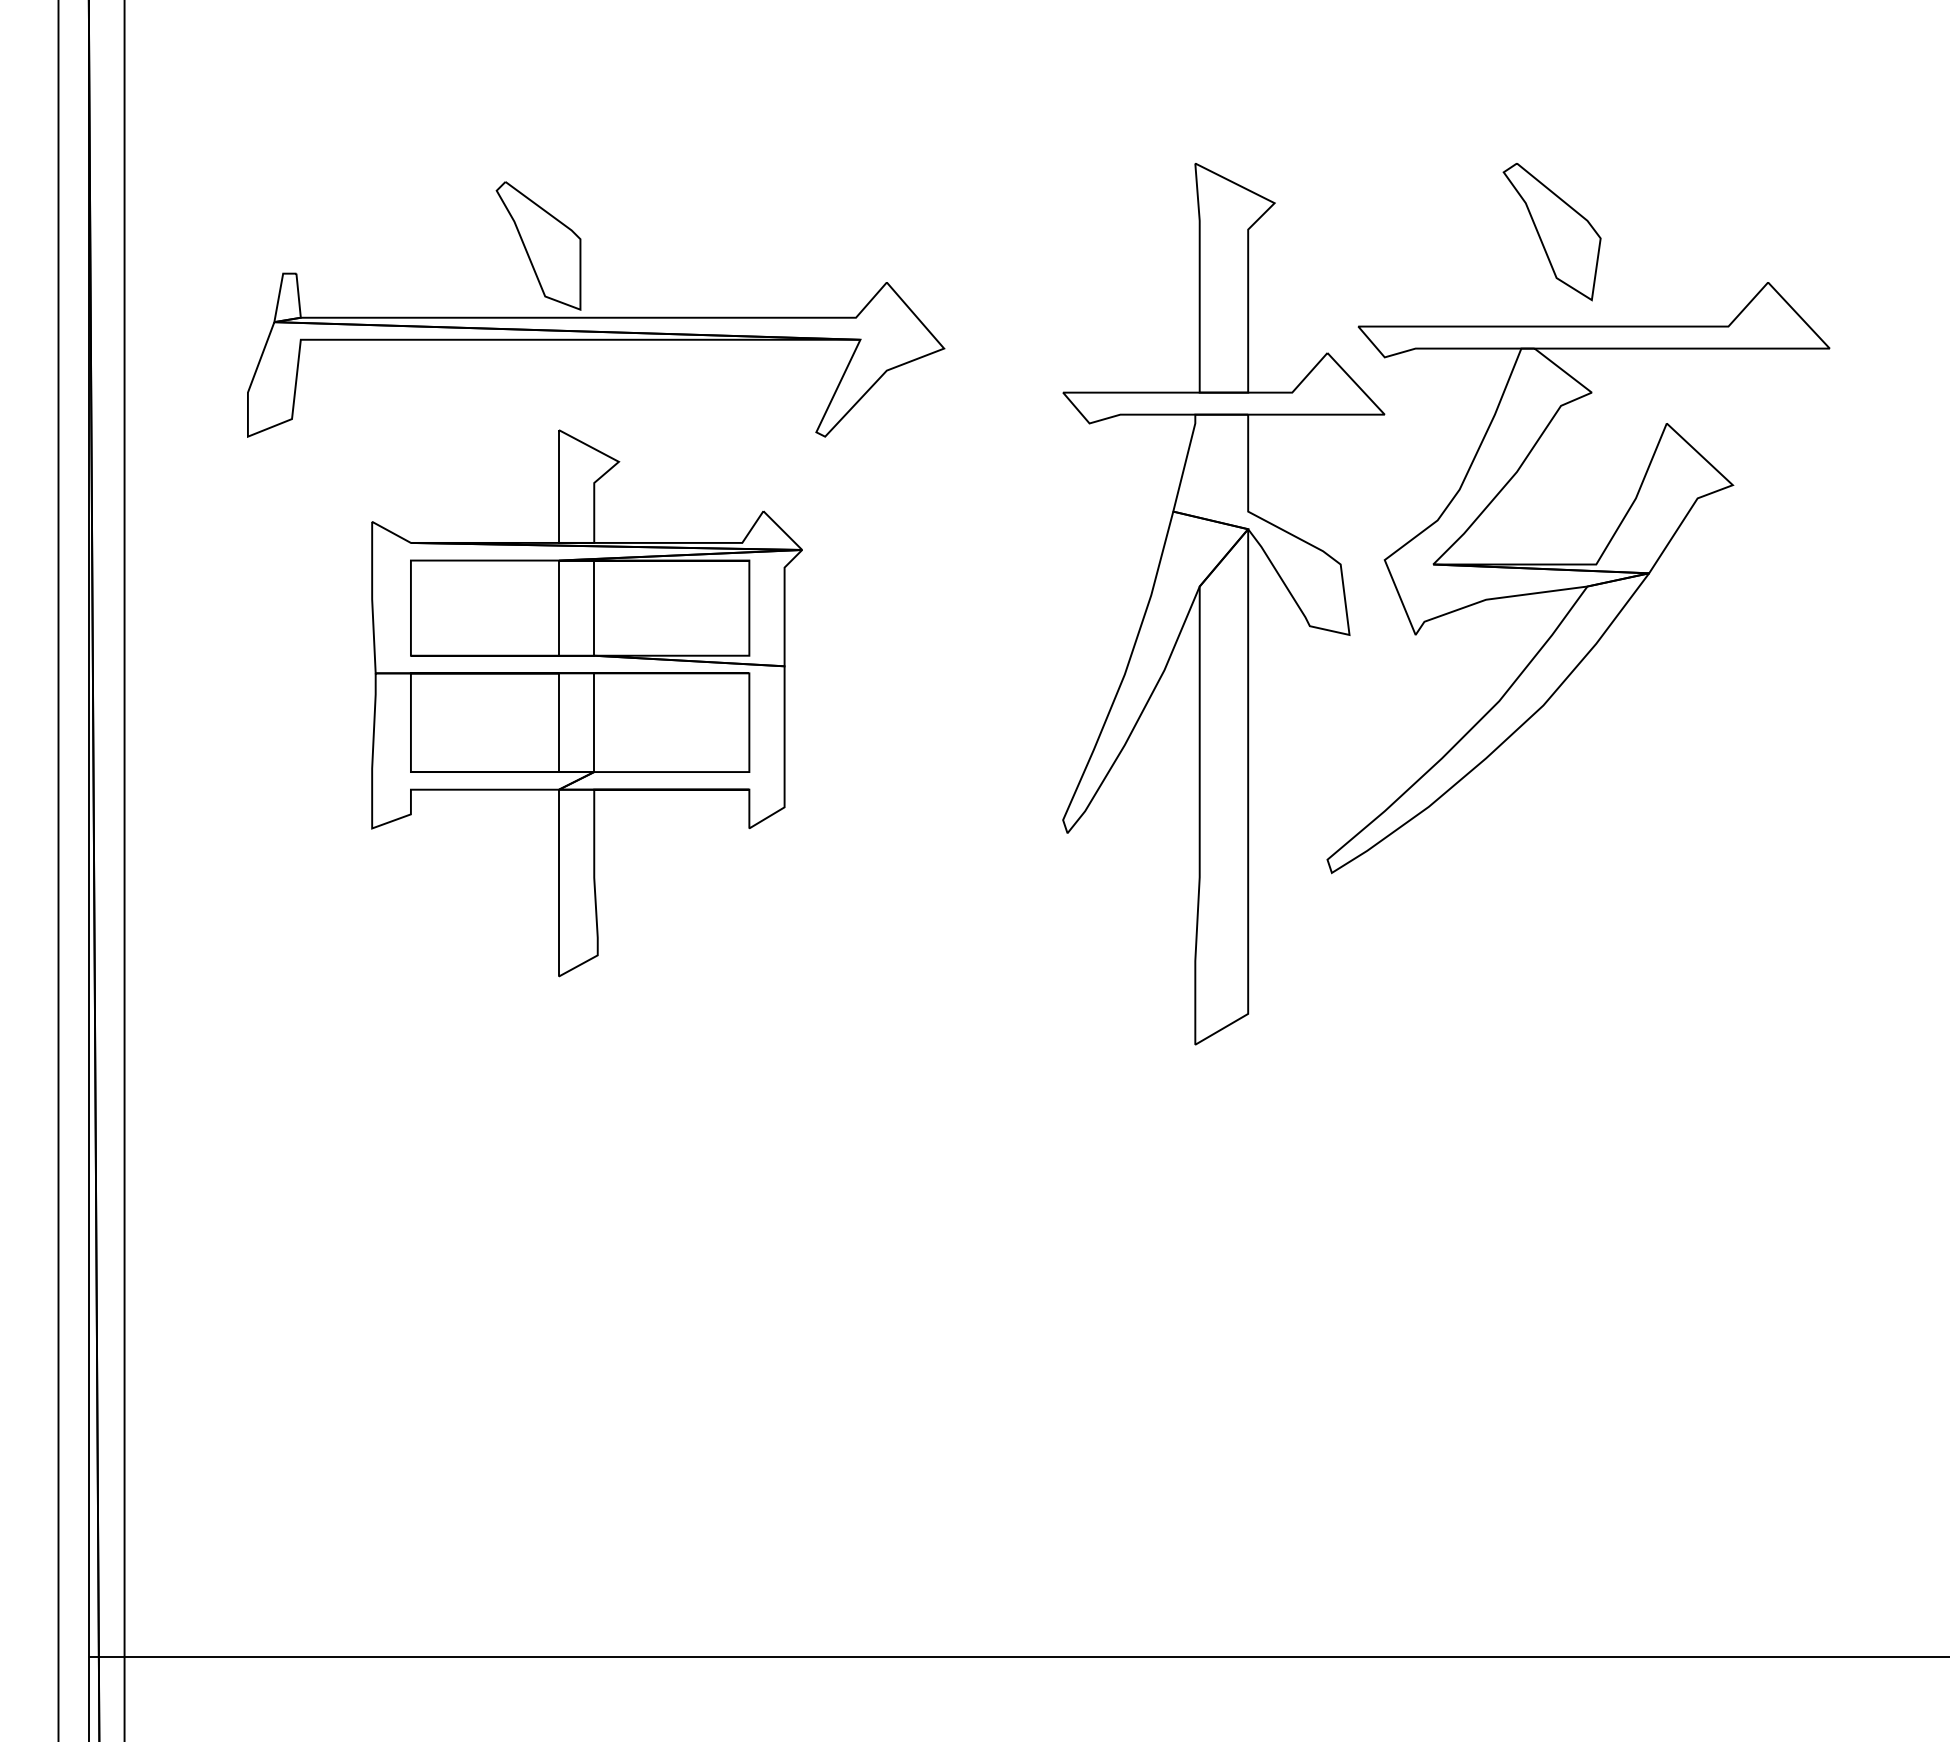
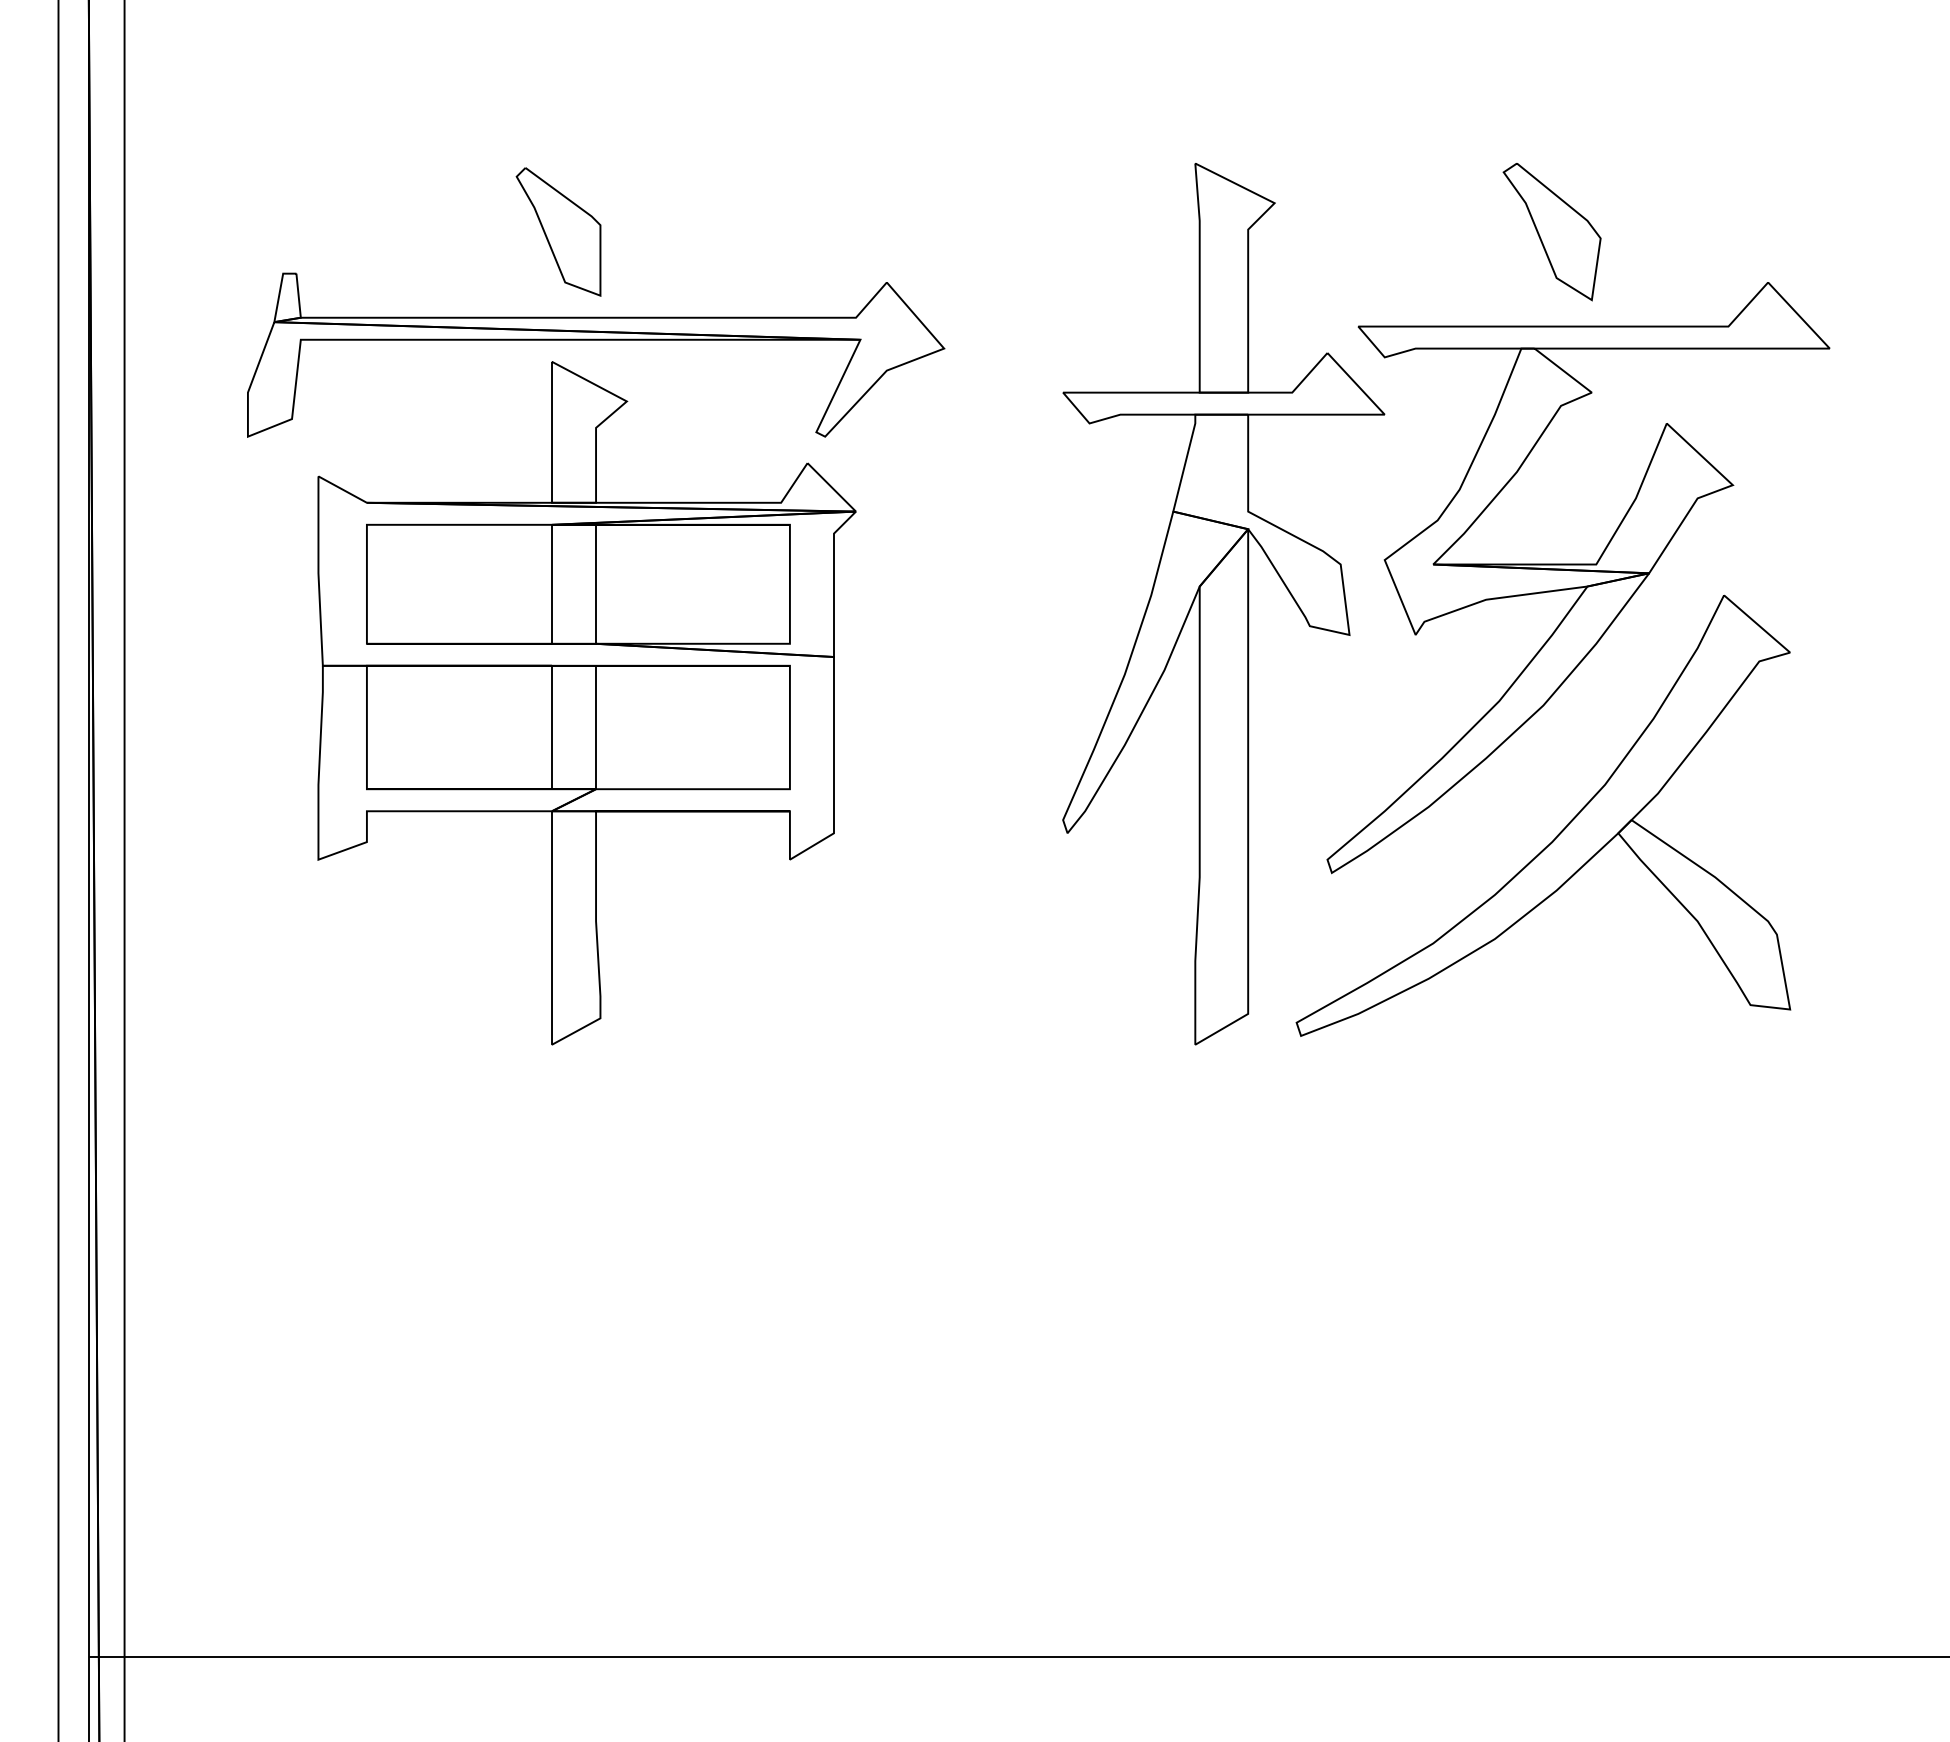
part position: (538, 245) -> (558, 231) (558, 231)
part size: 432x549 px -> 540x685 px (586, 703)
part: none -> present (1560, 831)
